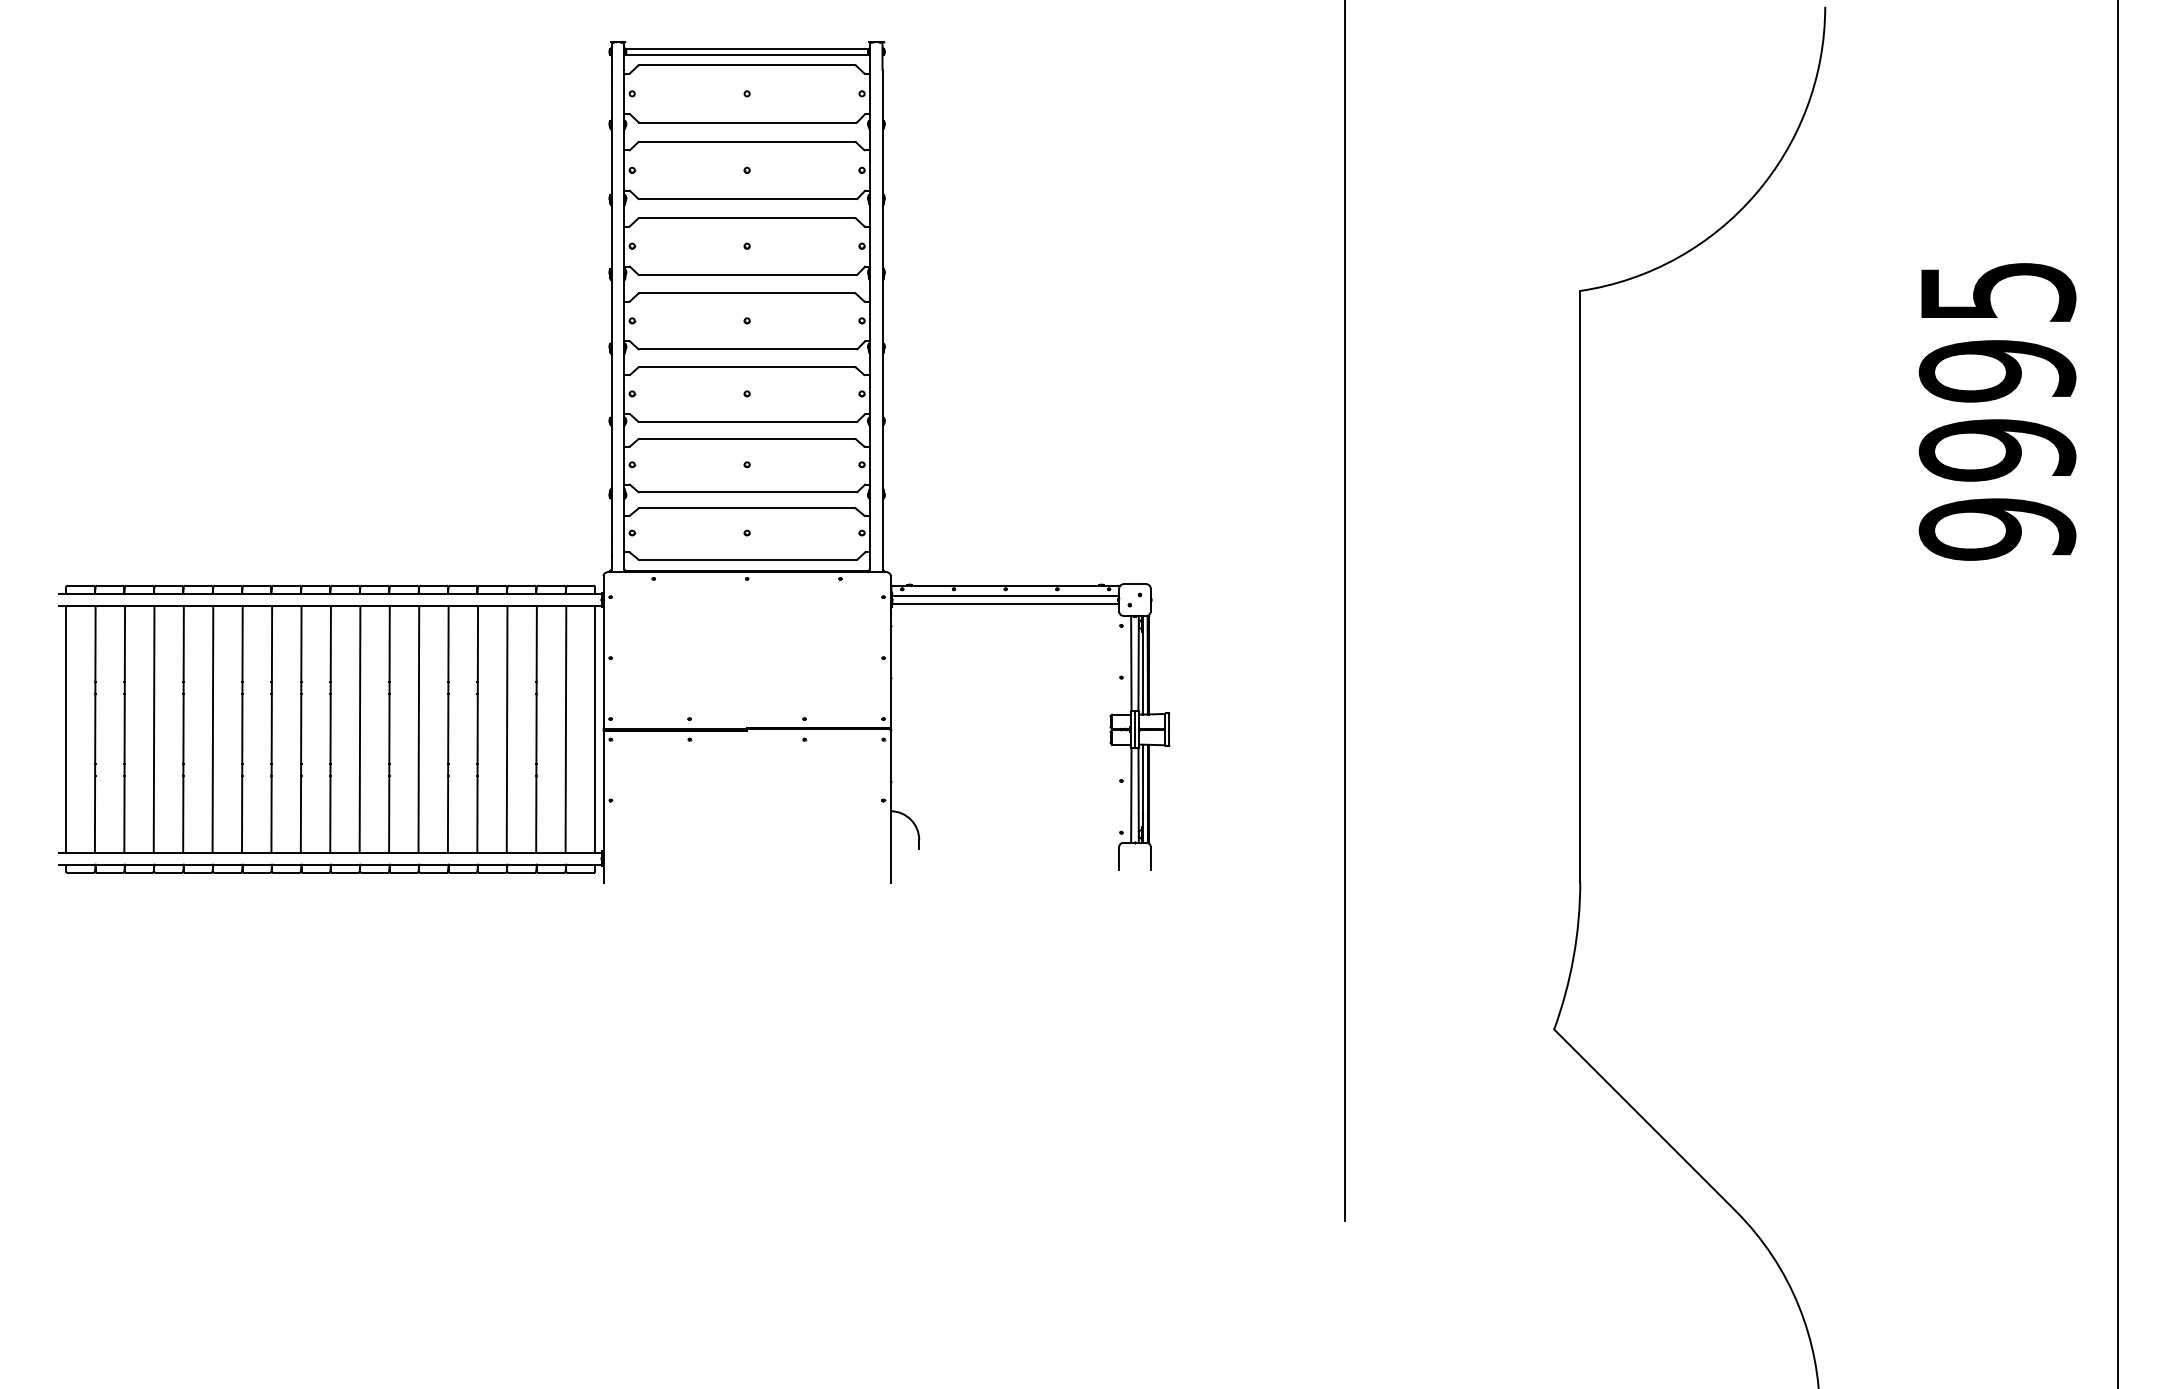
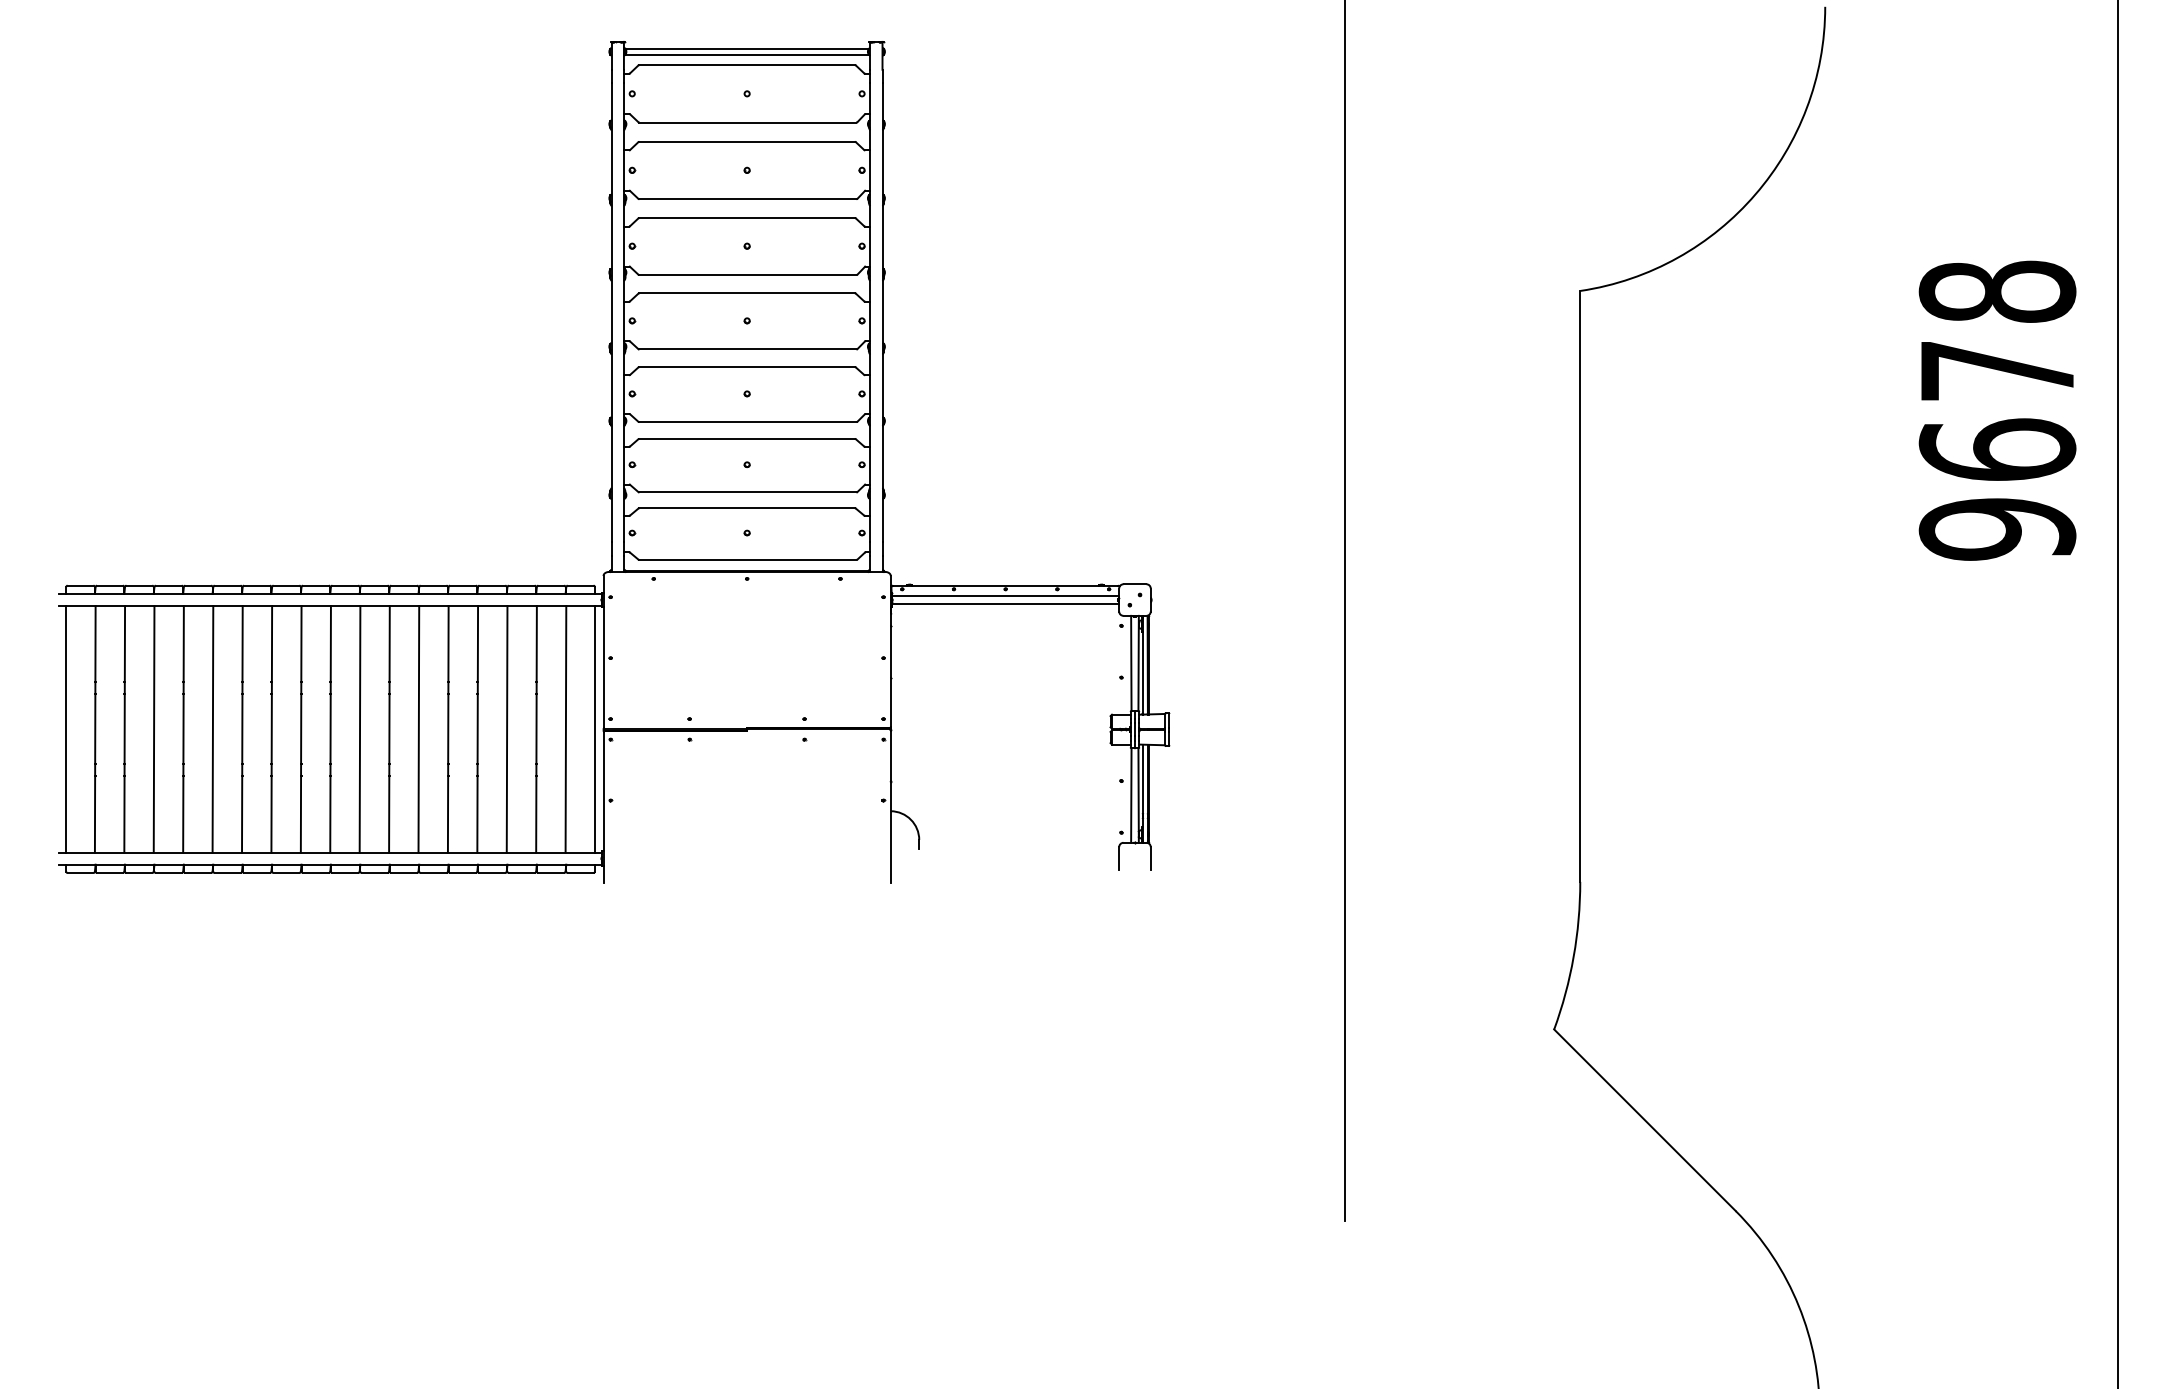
text: 9995 -> 9678 (1997, 370)
